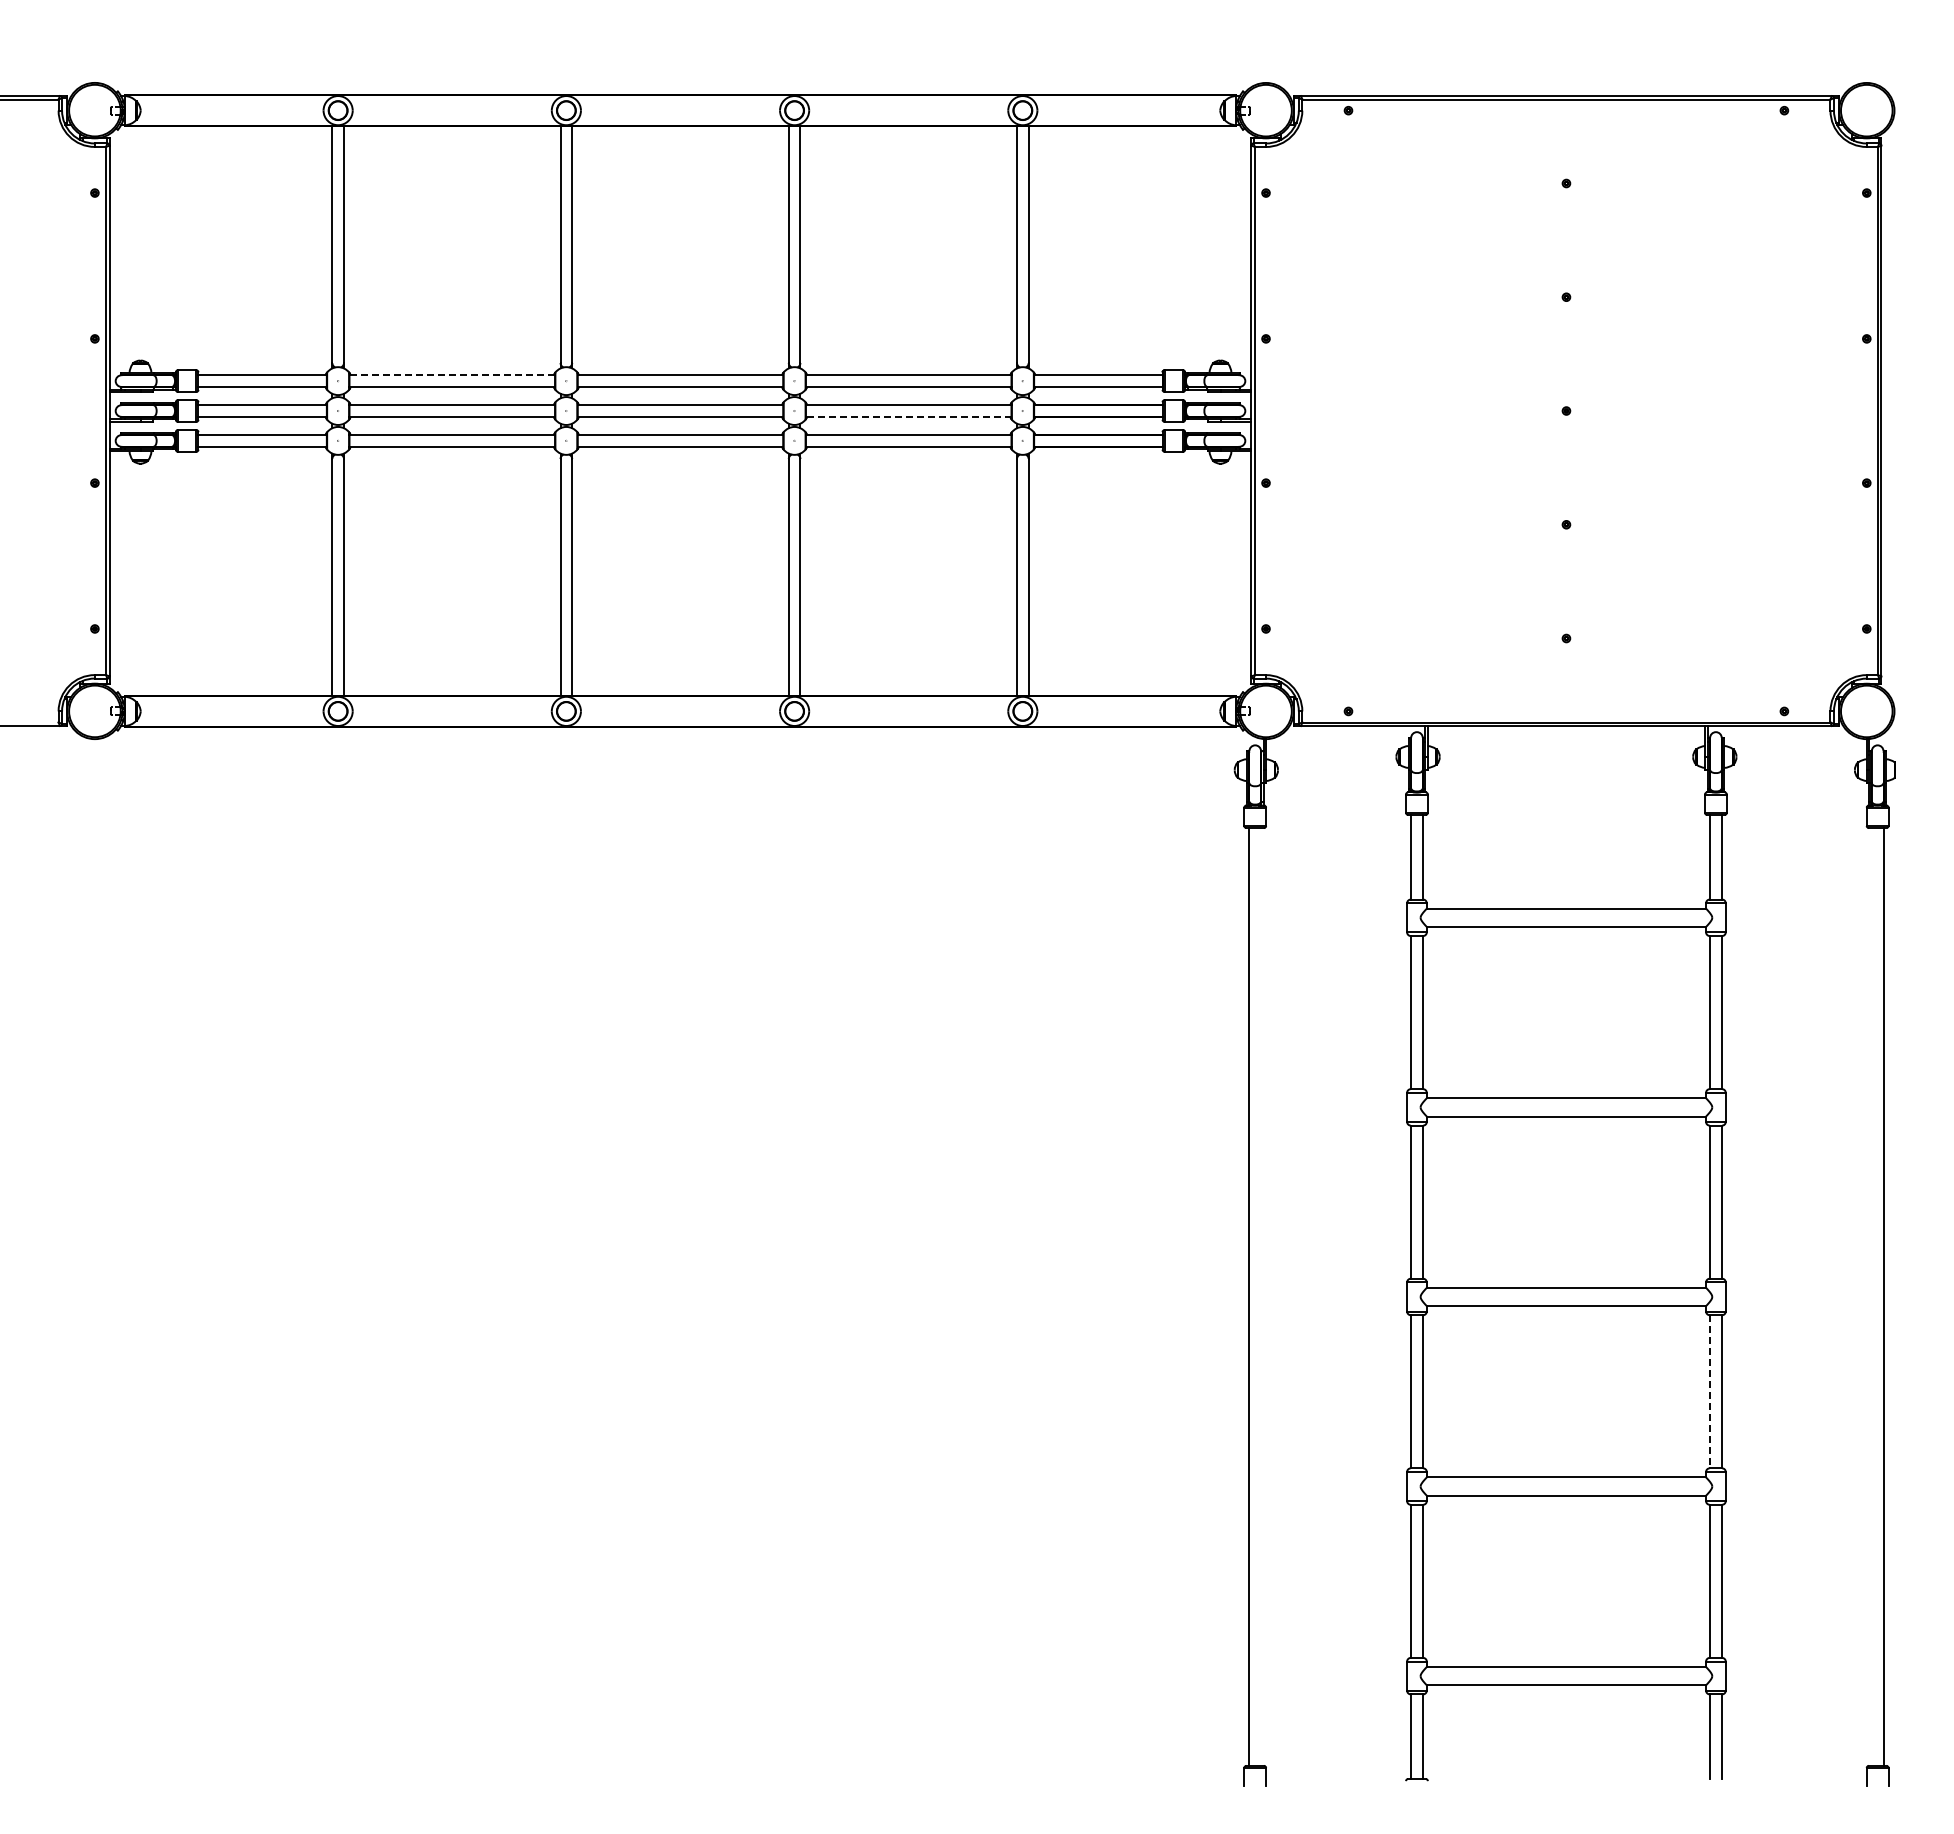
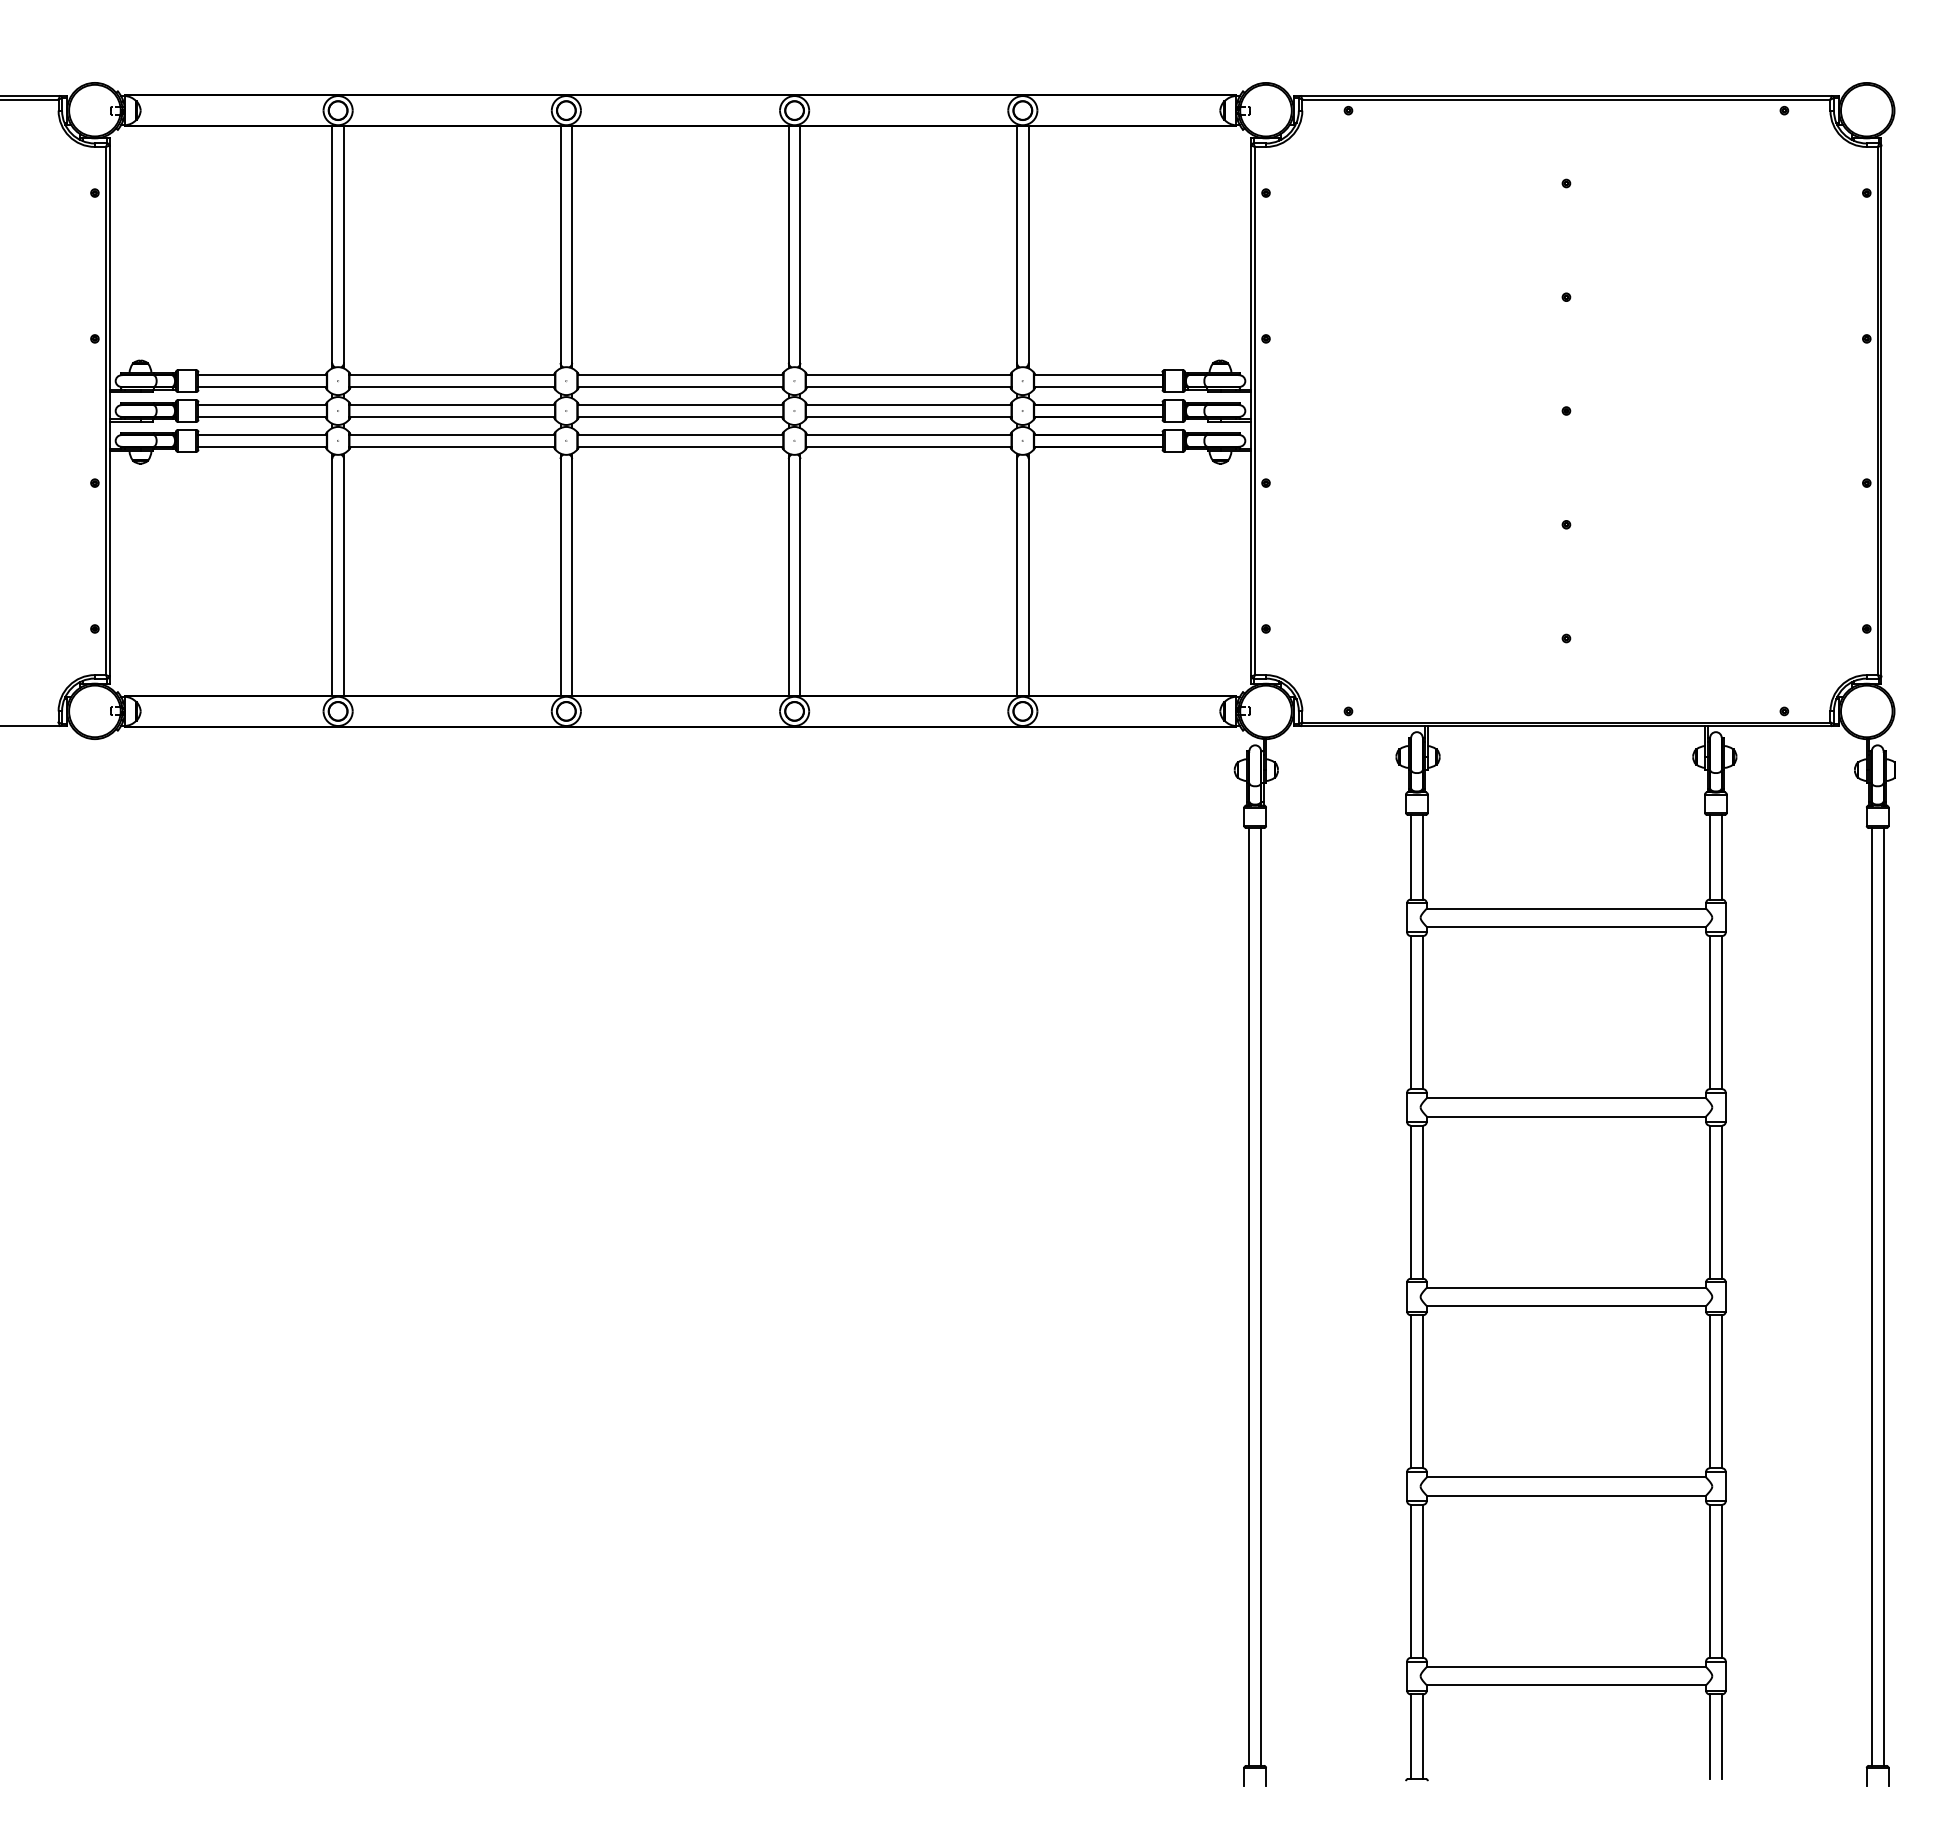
line: dashed -> solid (452, 375)
line: dashed -> solid (908, 416)
line: none -> present (1261, 1296)
line: none -> present (1871, 1296)
line: dashed -> solid (1710, 1391)
